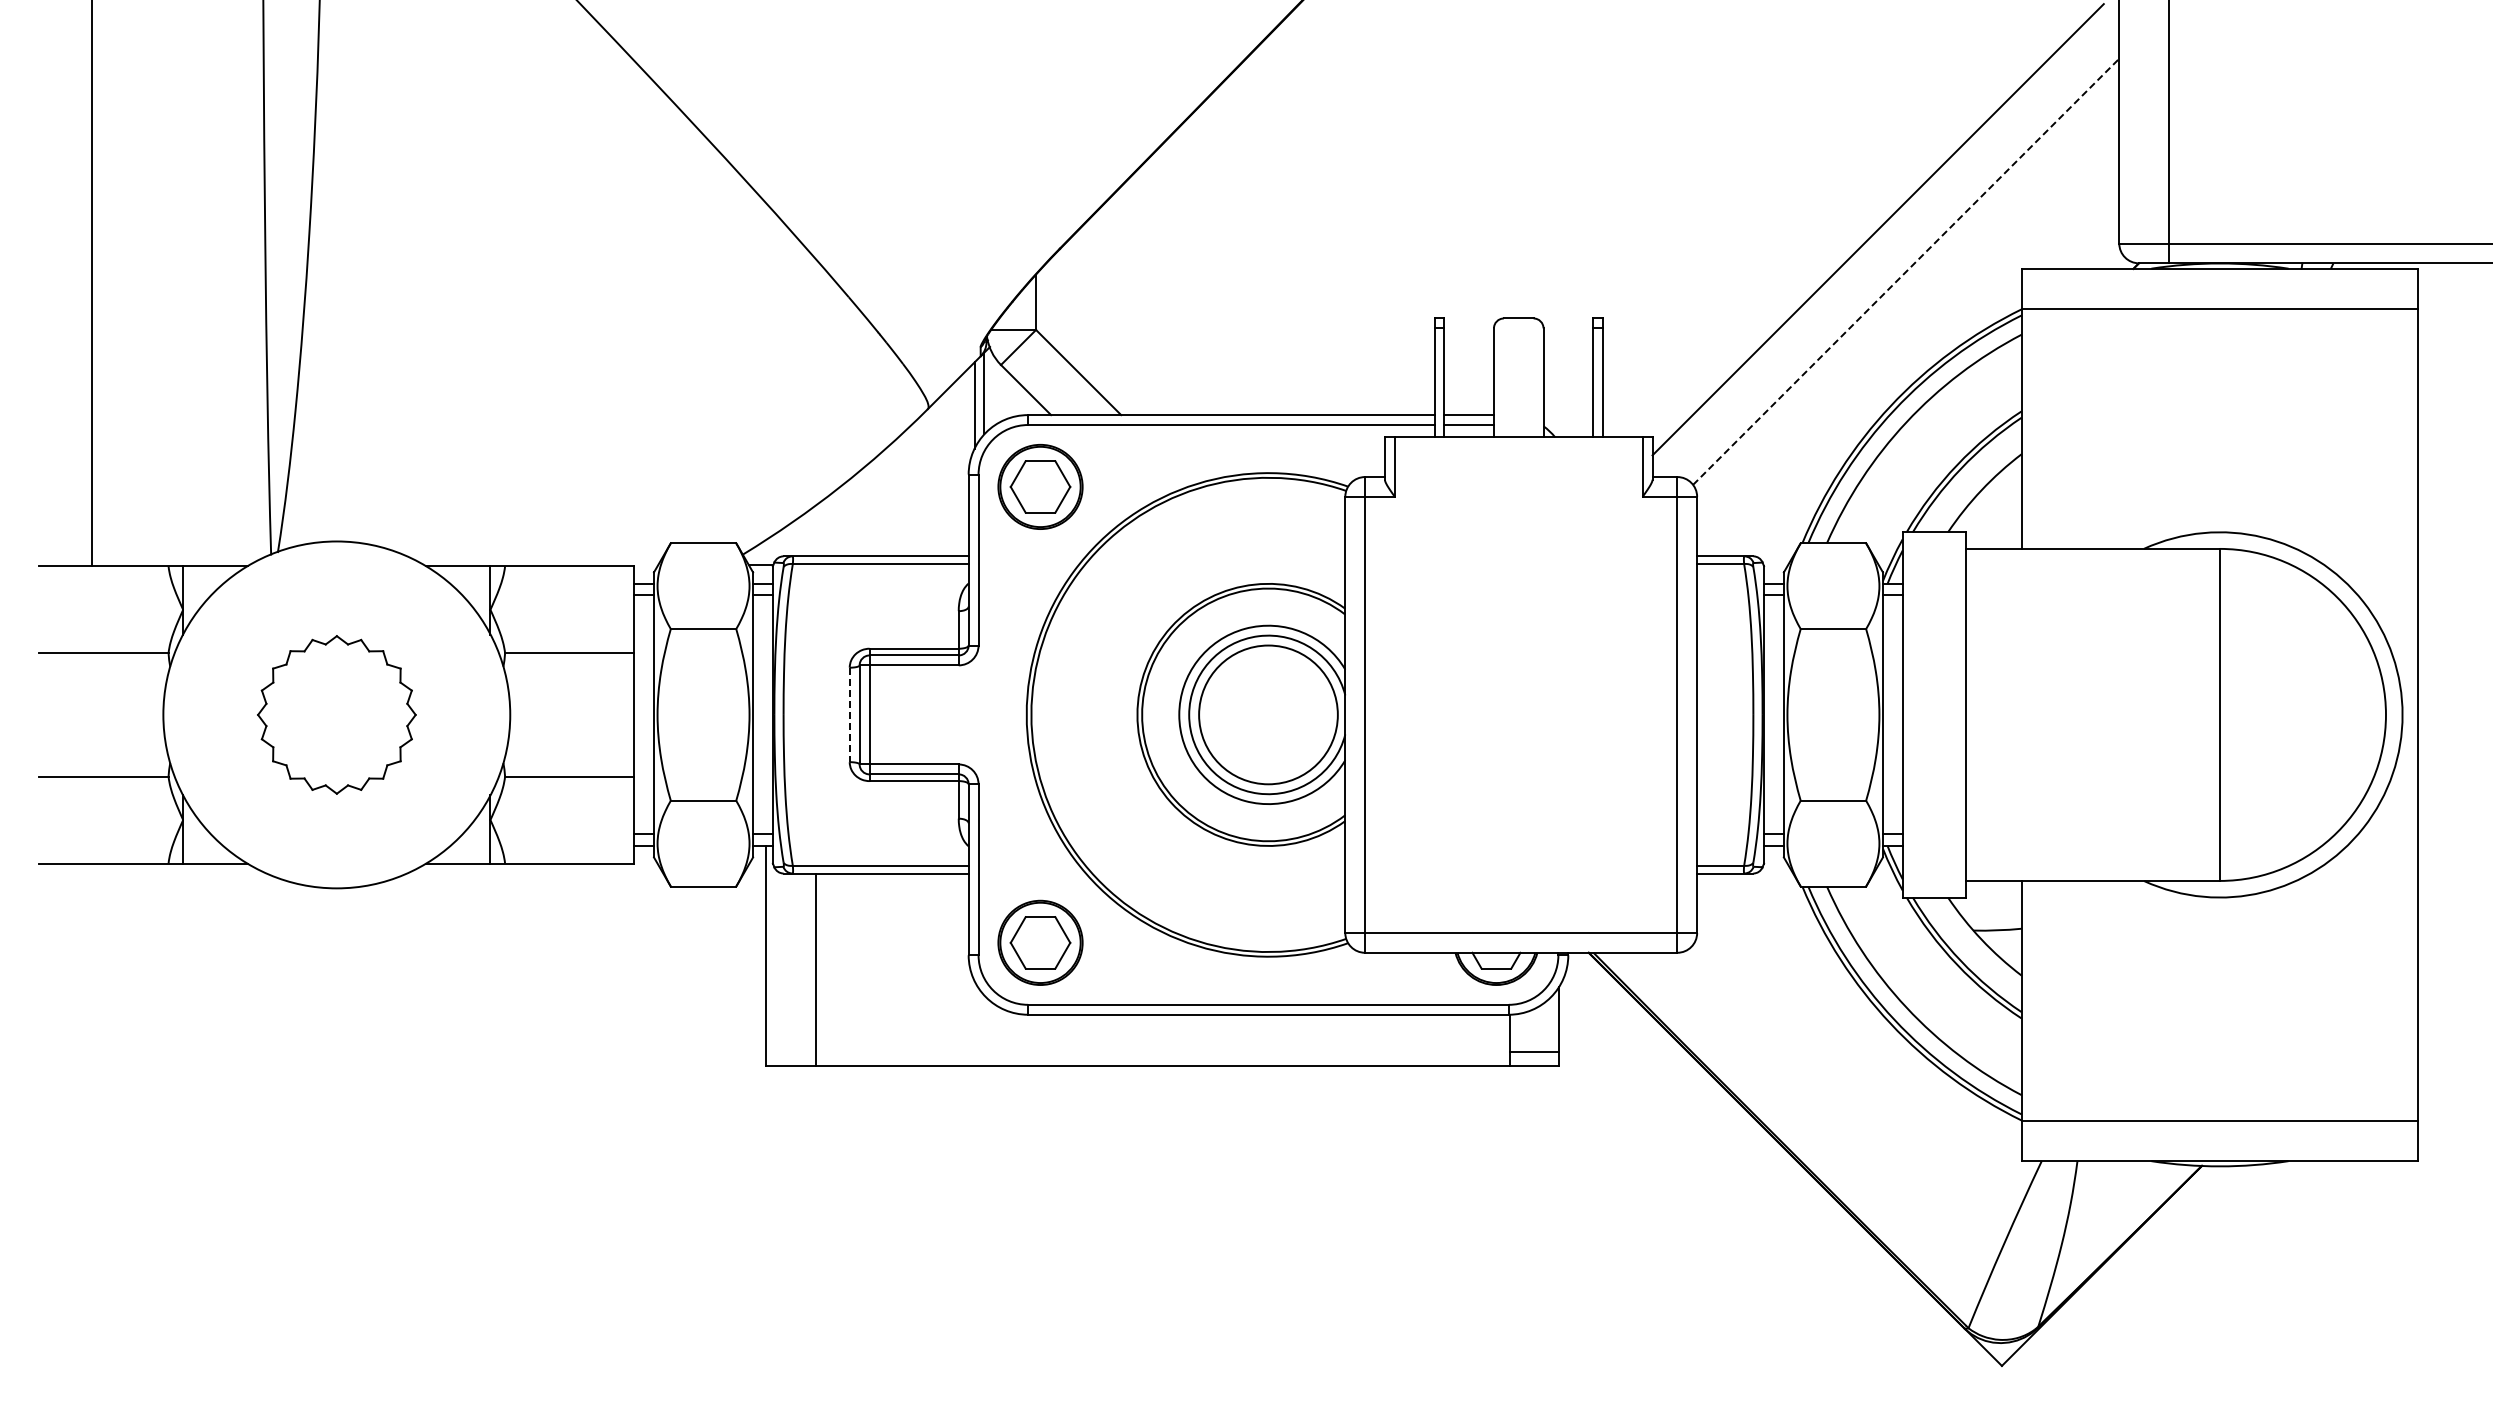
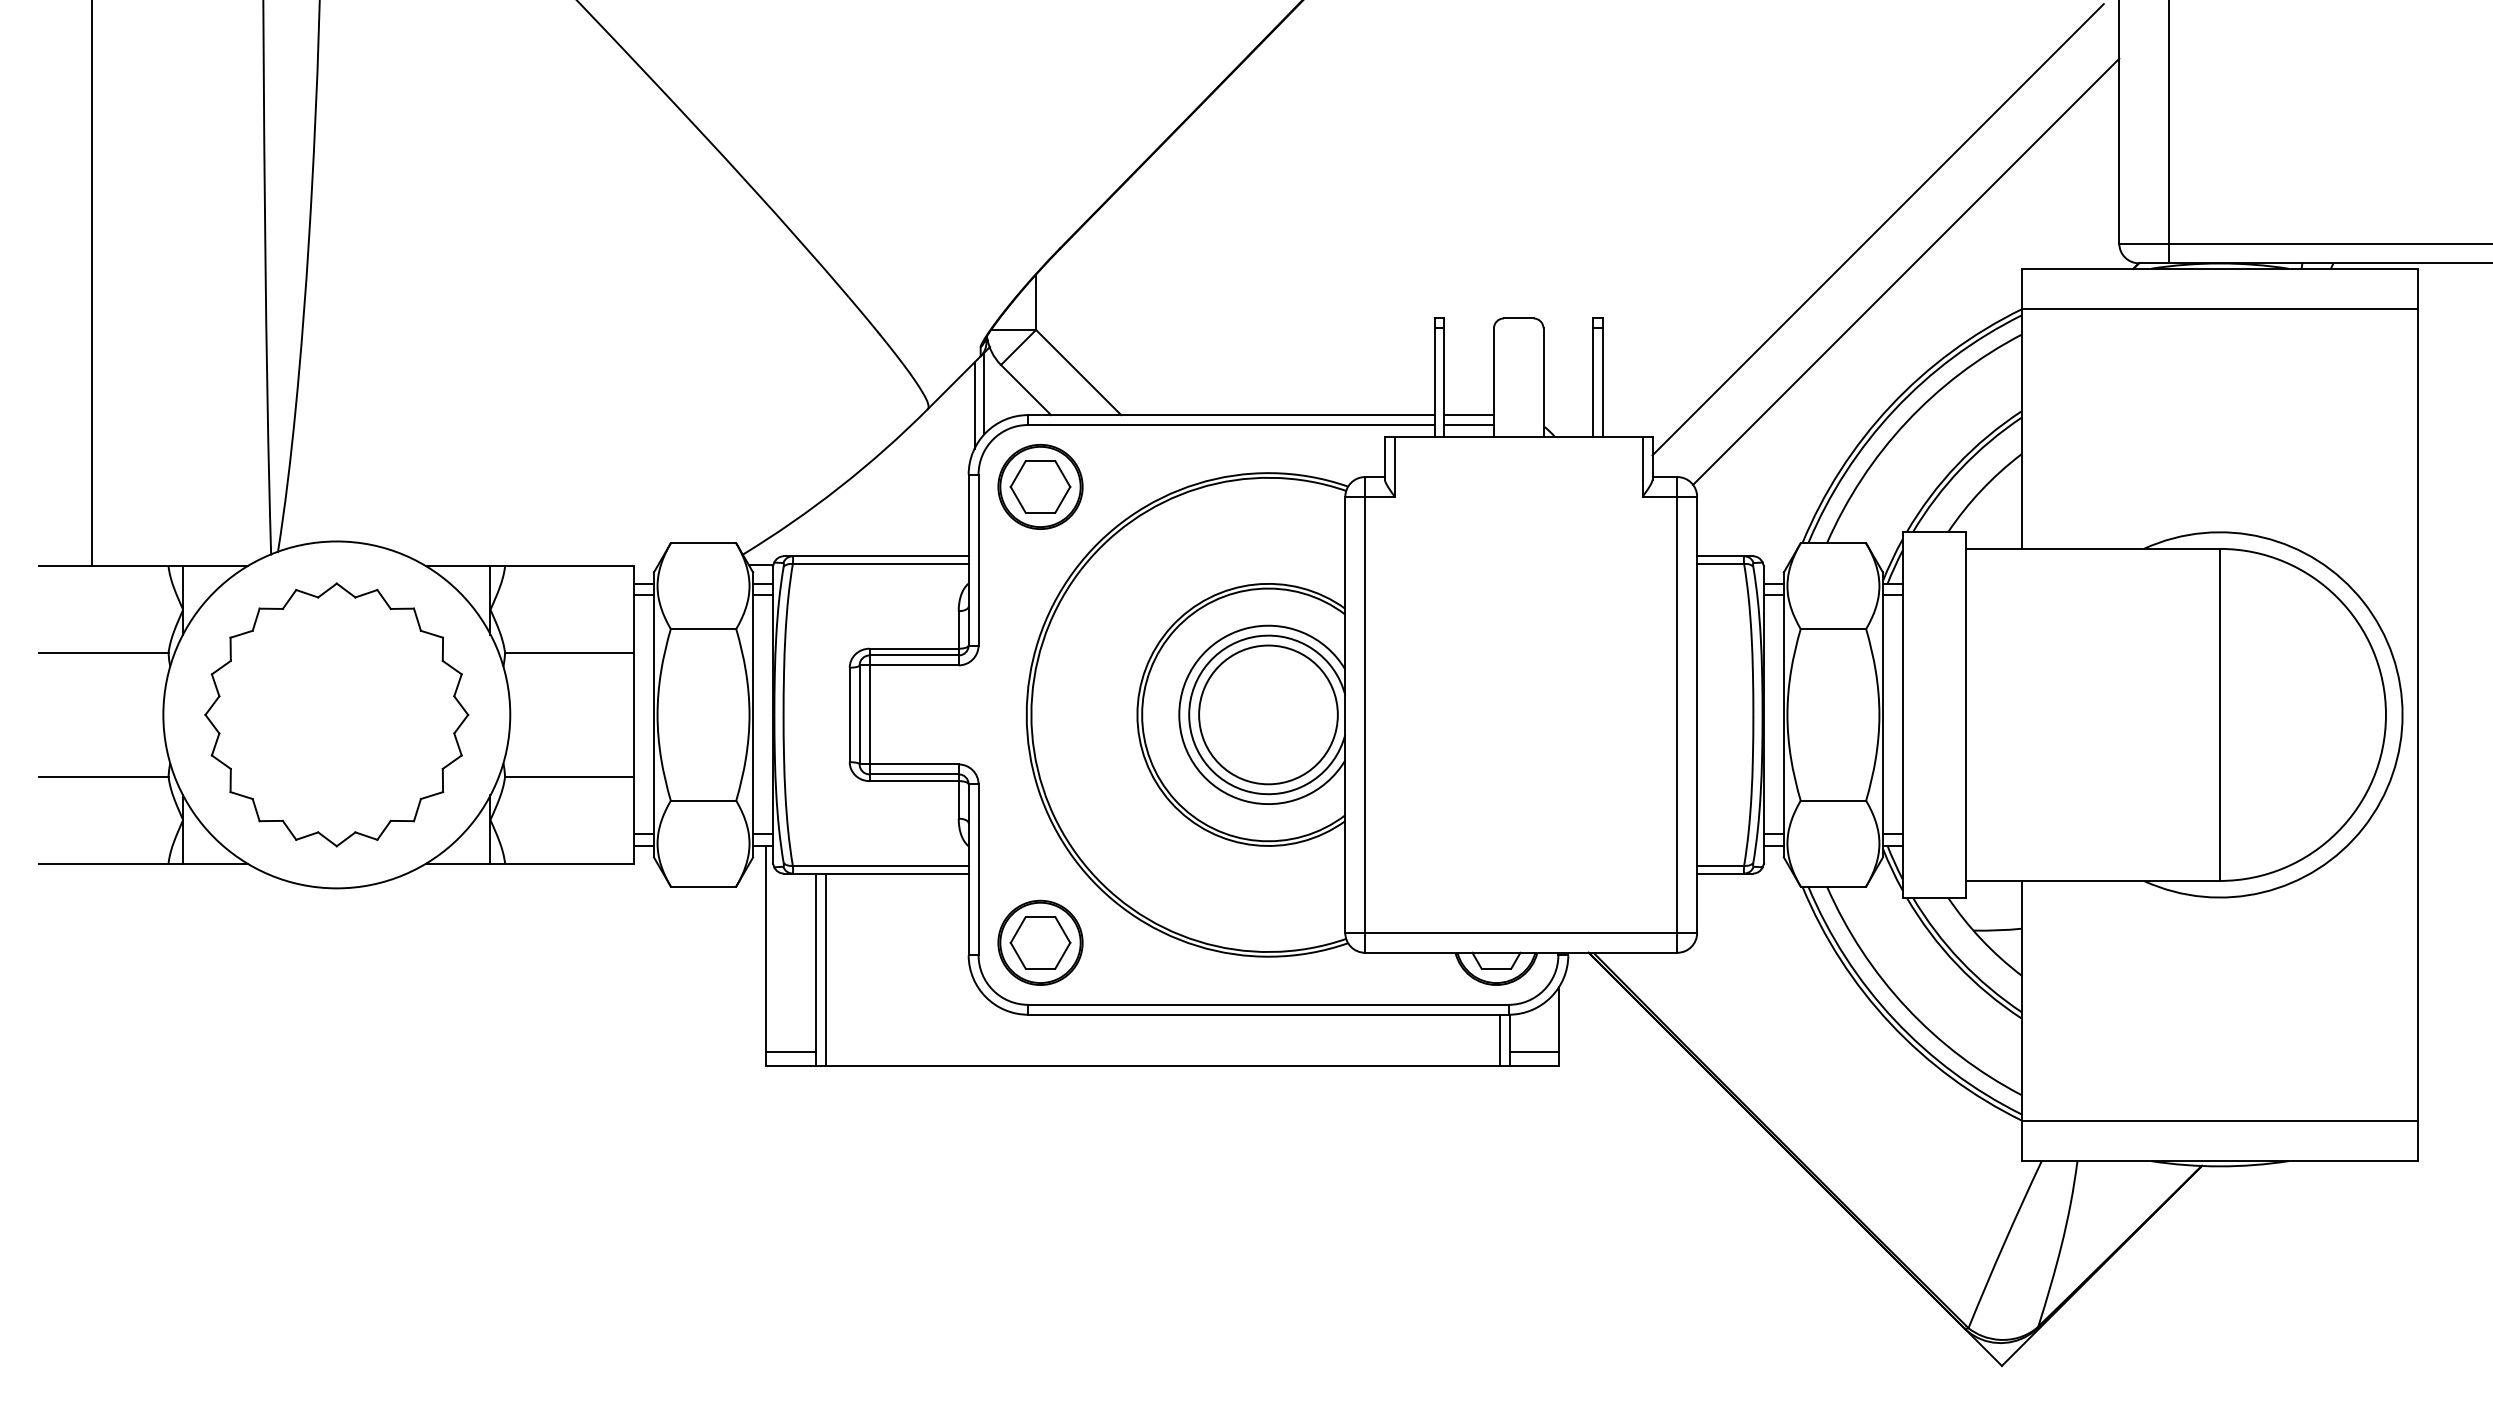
line: dashed -> solid (1906, 271)
part size: 160x160 px -> 266x266 px (336, 714)
line: dashed -> solid (849, 715)
line: none -> present (825, 969)
line: none -> present (1499, 1040)
line: none -> present (790, 1052)
